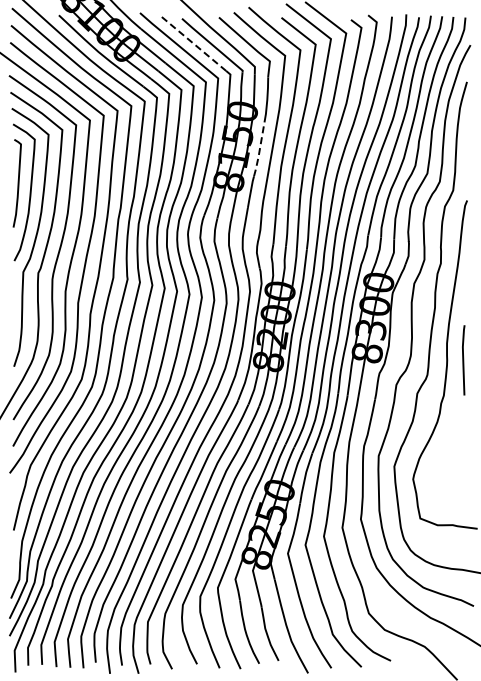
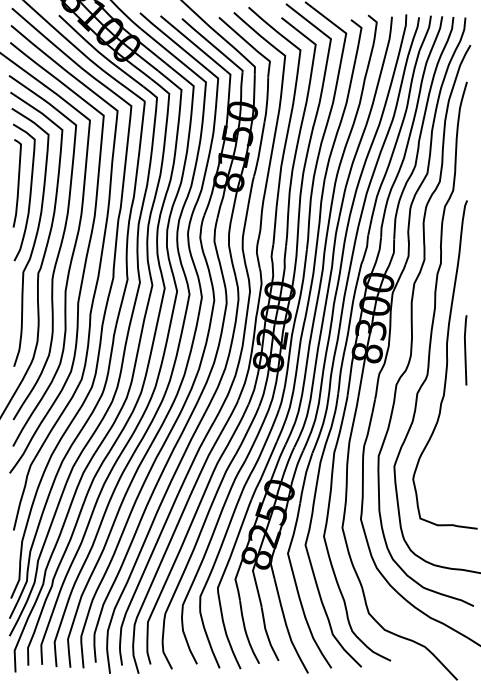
line: dashed -> solid (193, 43)
line: dashed -> solid (259, 150)
line position: (463, 360) -> (465, 350) (465, 350)
